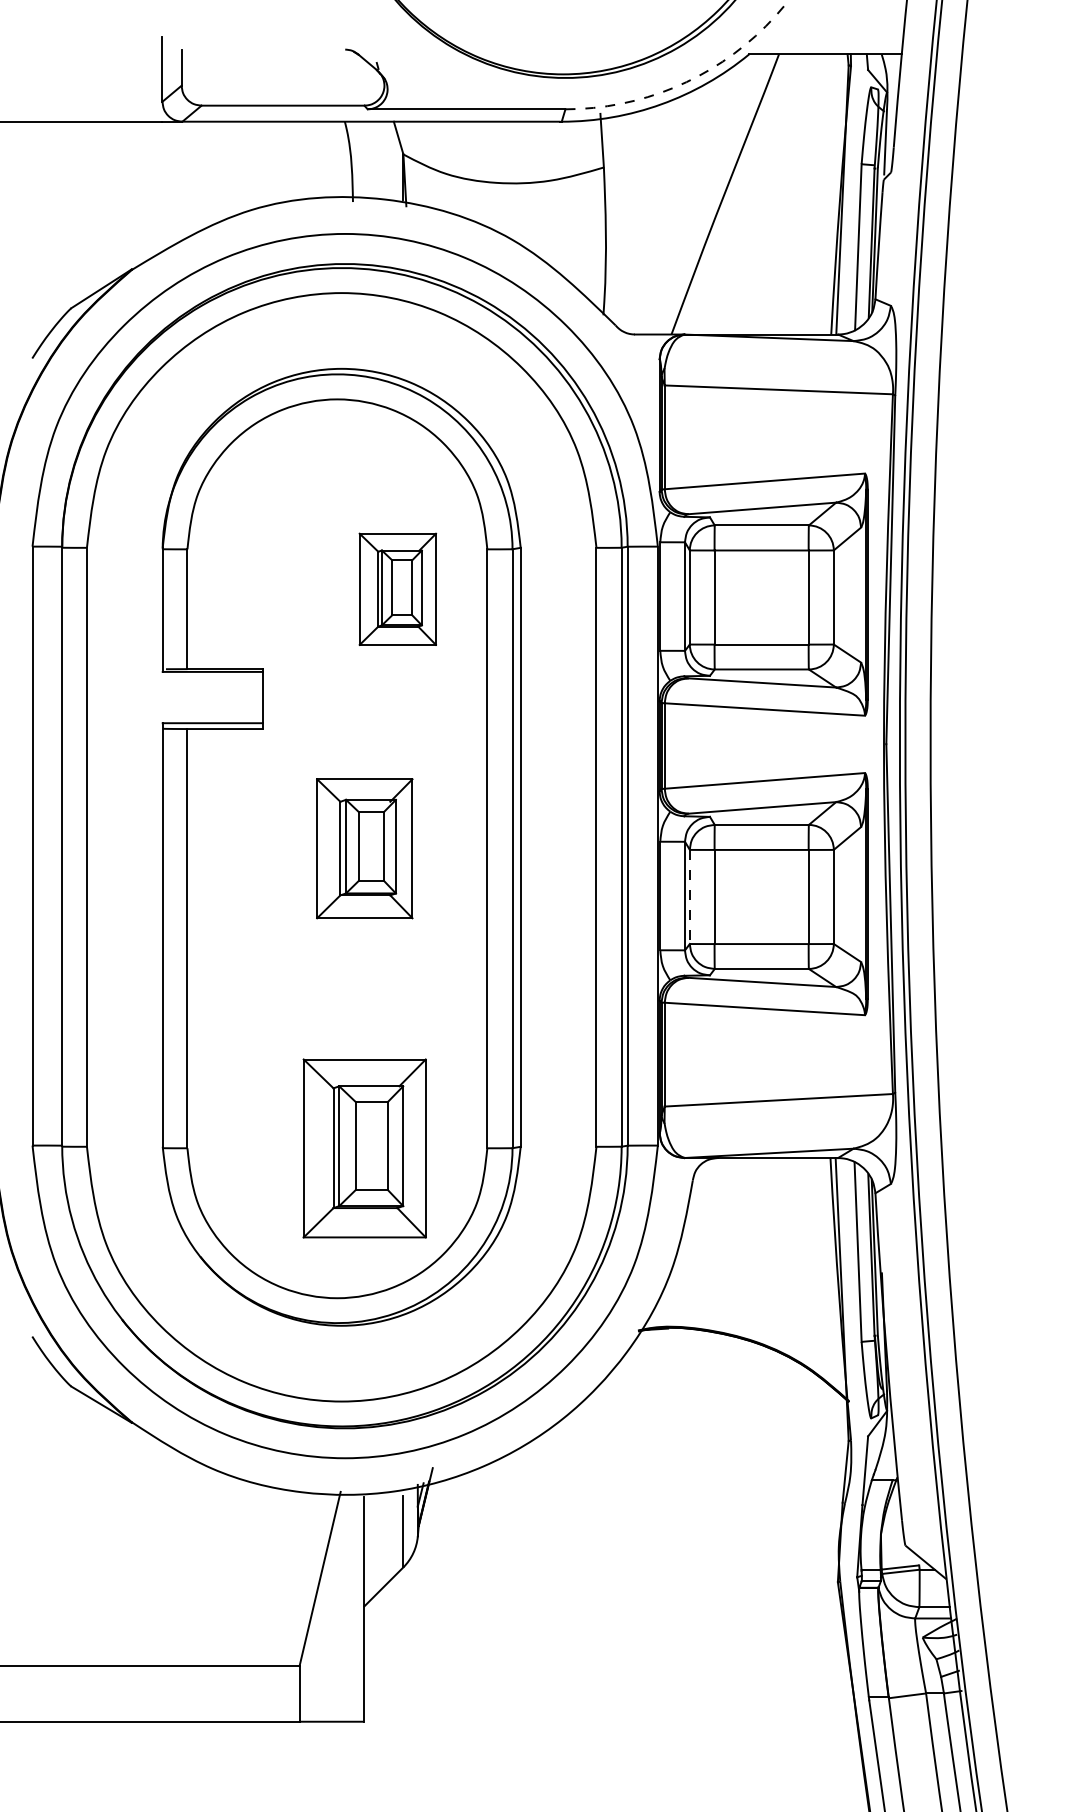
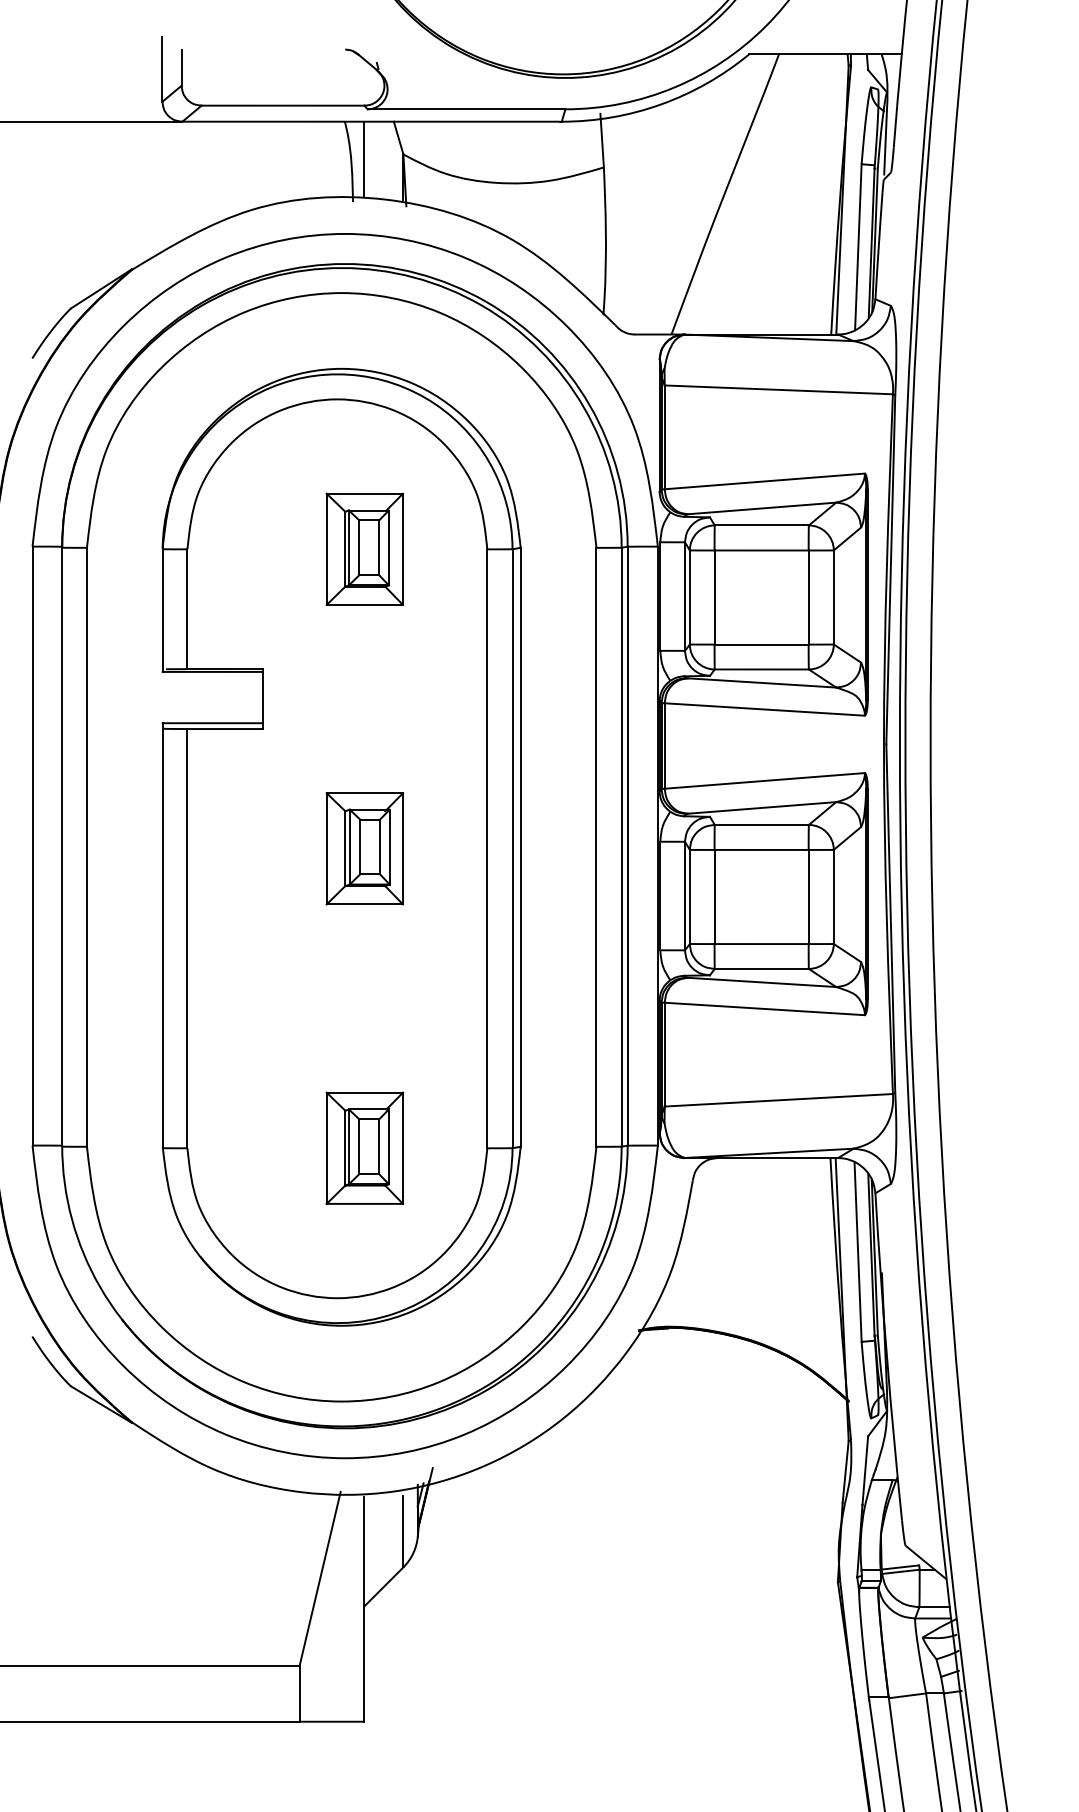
arc: dashed -> solid (690, 80)
line: none -> present (364, 158)
part position: (397, 588) -> (364, 548) (364, 548)
part size: 98x142 px -> 80x114 px (364, 848)
line: dashed -> solid (689, 897)
part size: 125x181 px -> 80x114 px (364, 1147)
